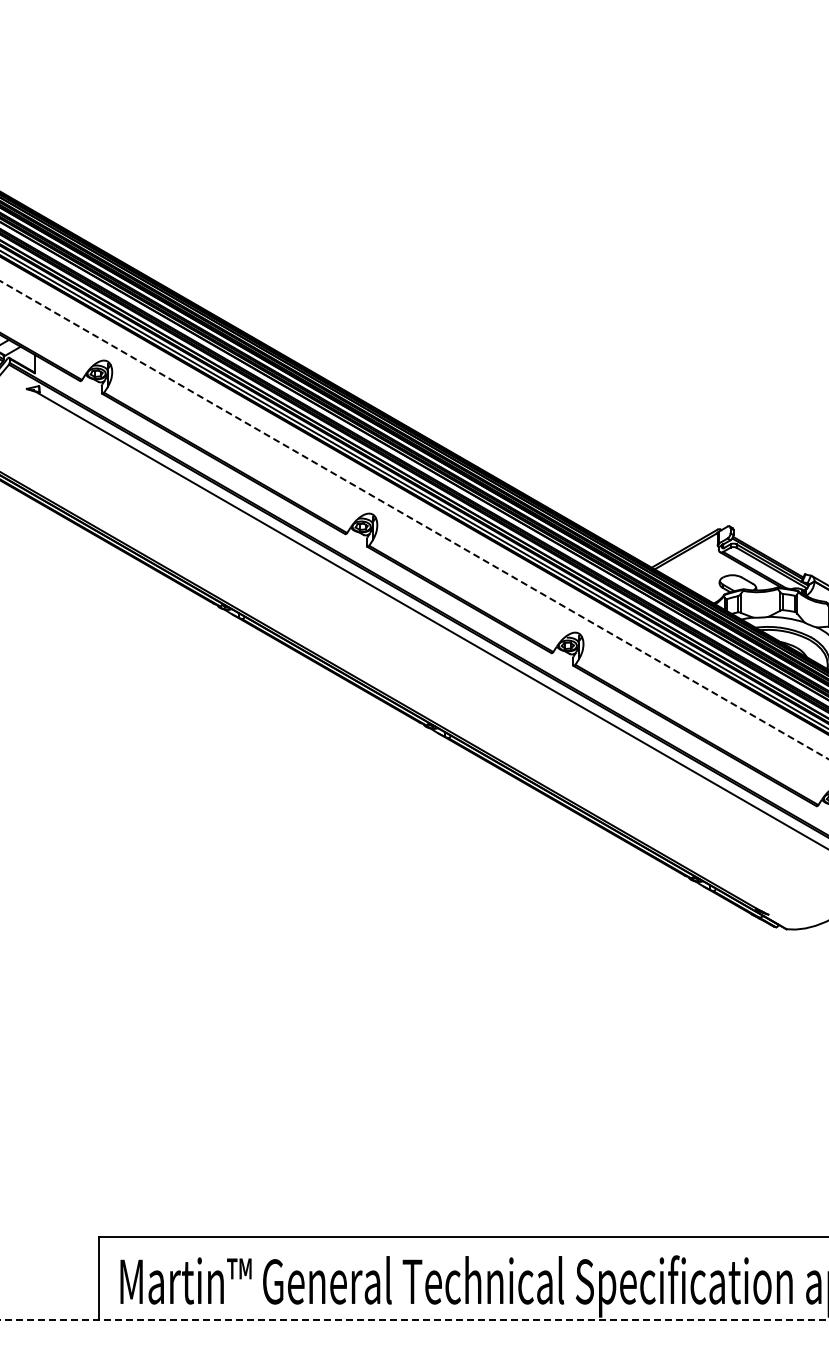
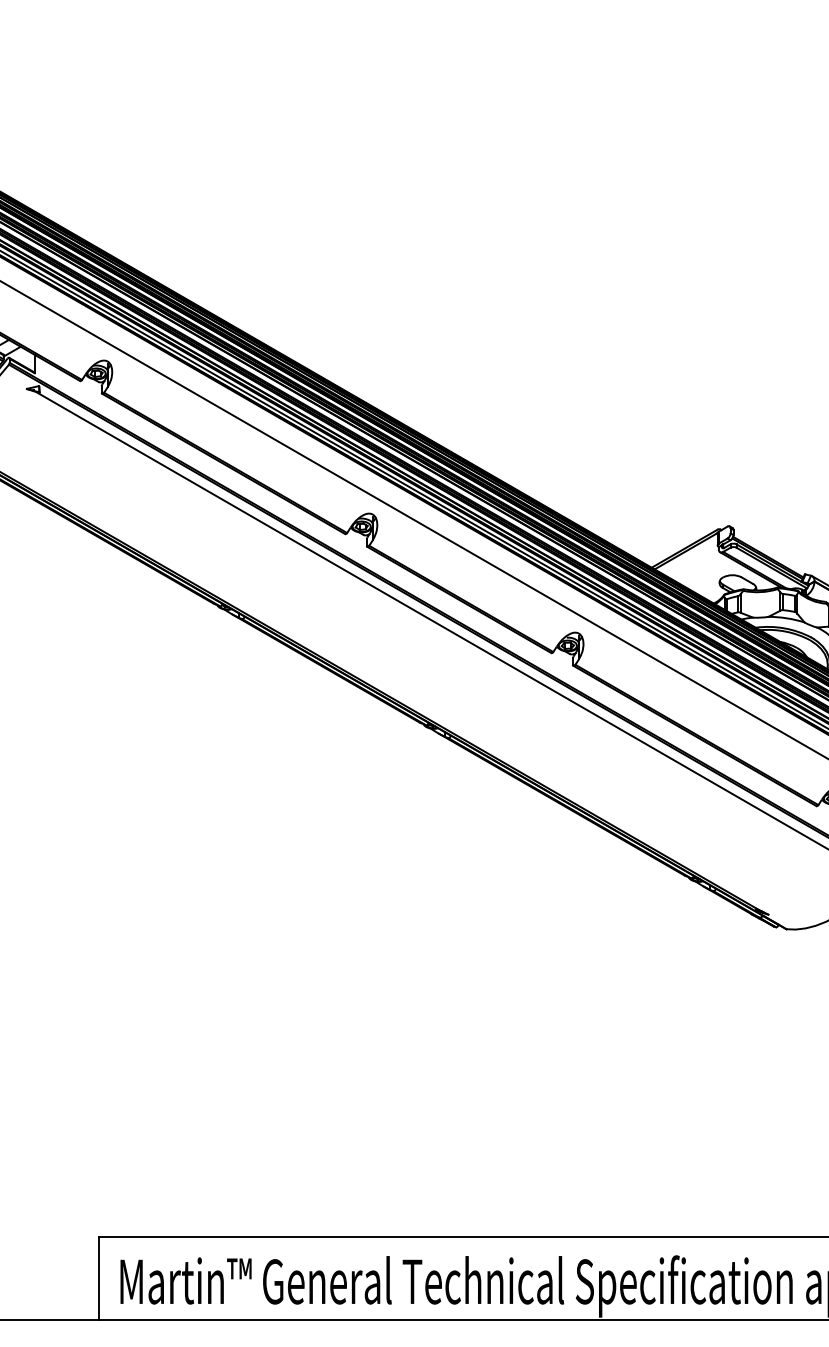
line: dashed -> solid (414, 520)
line: dashed -> solid (415, 1319)
